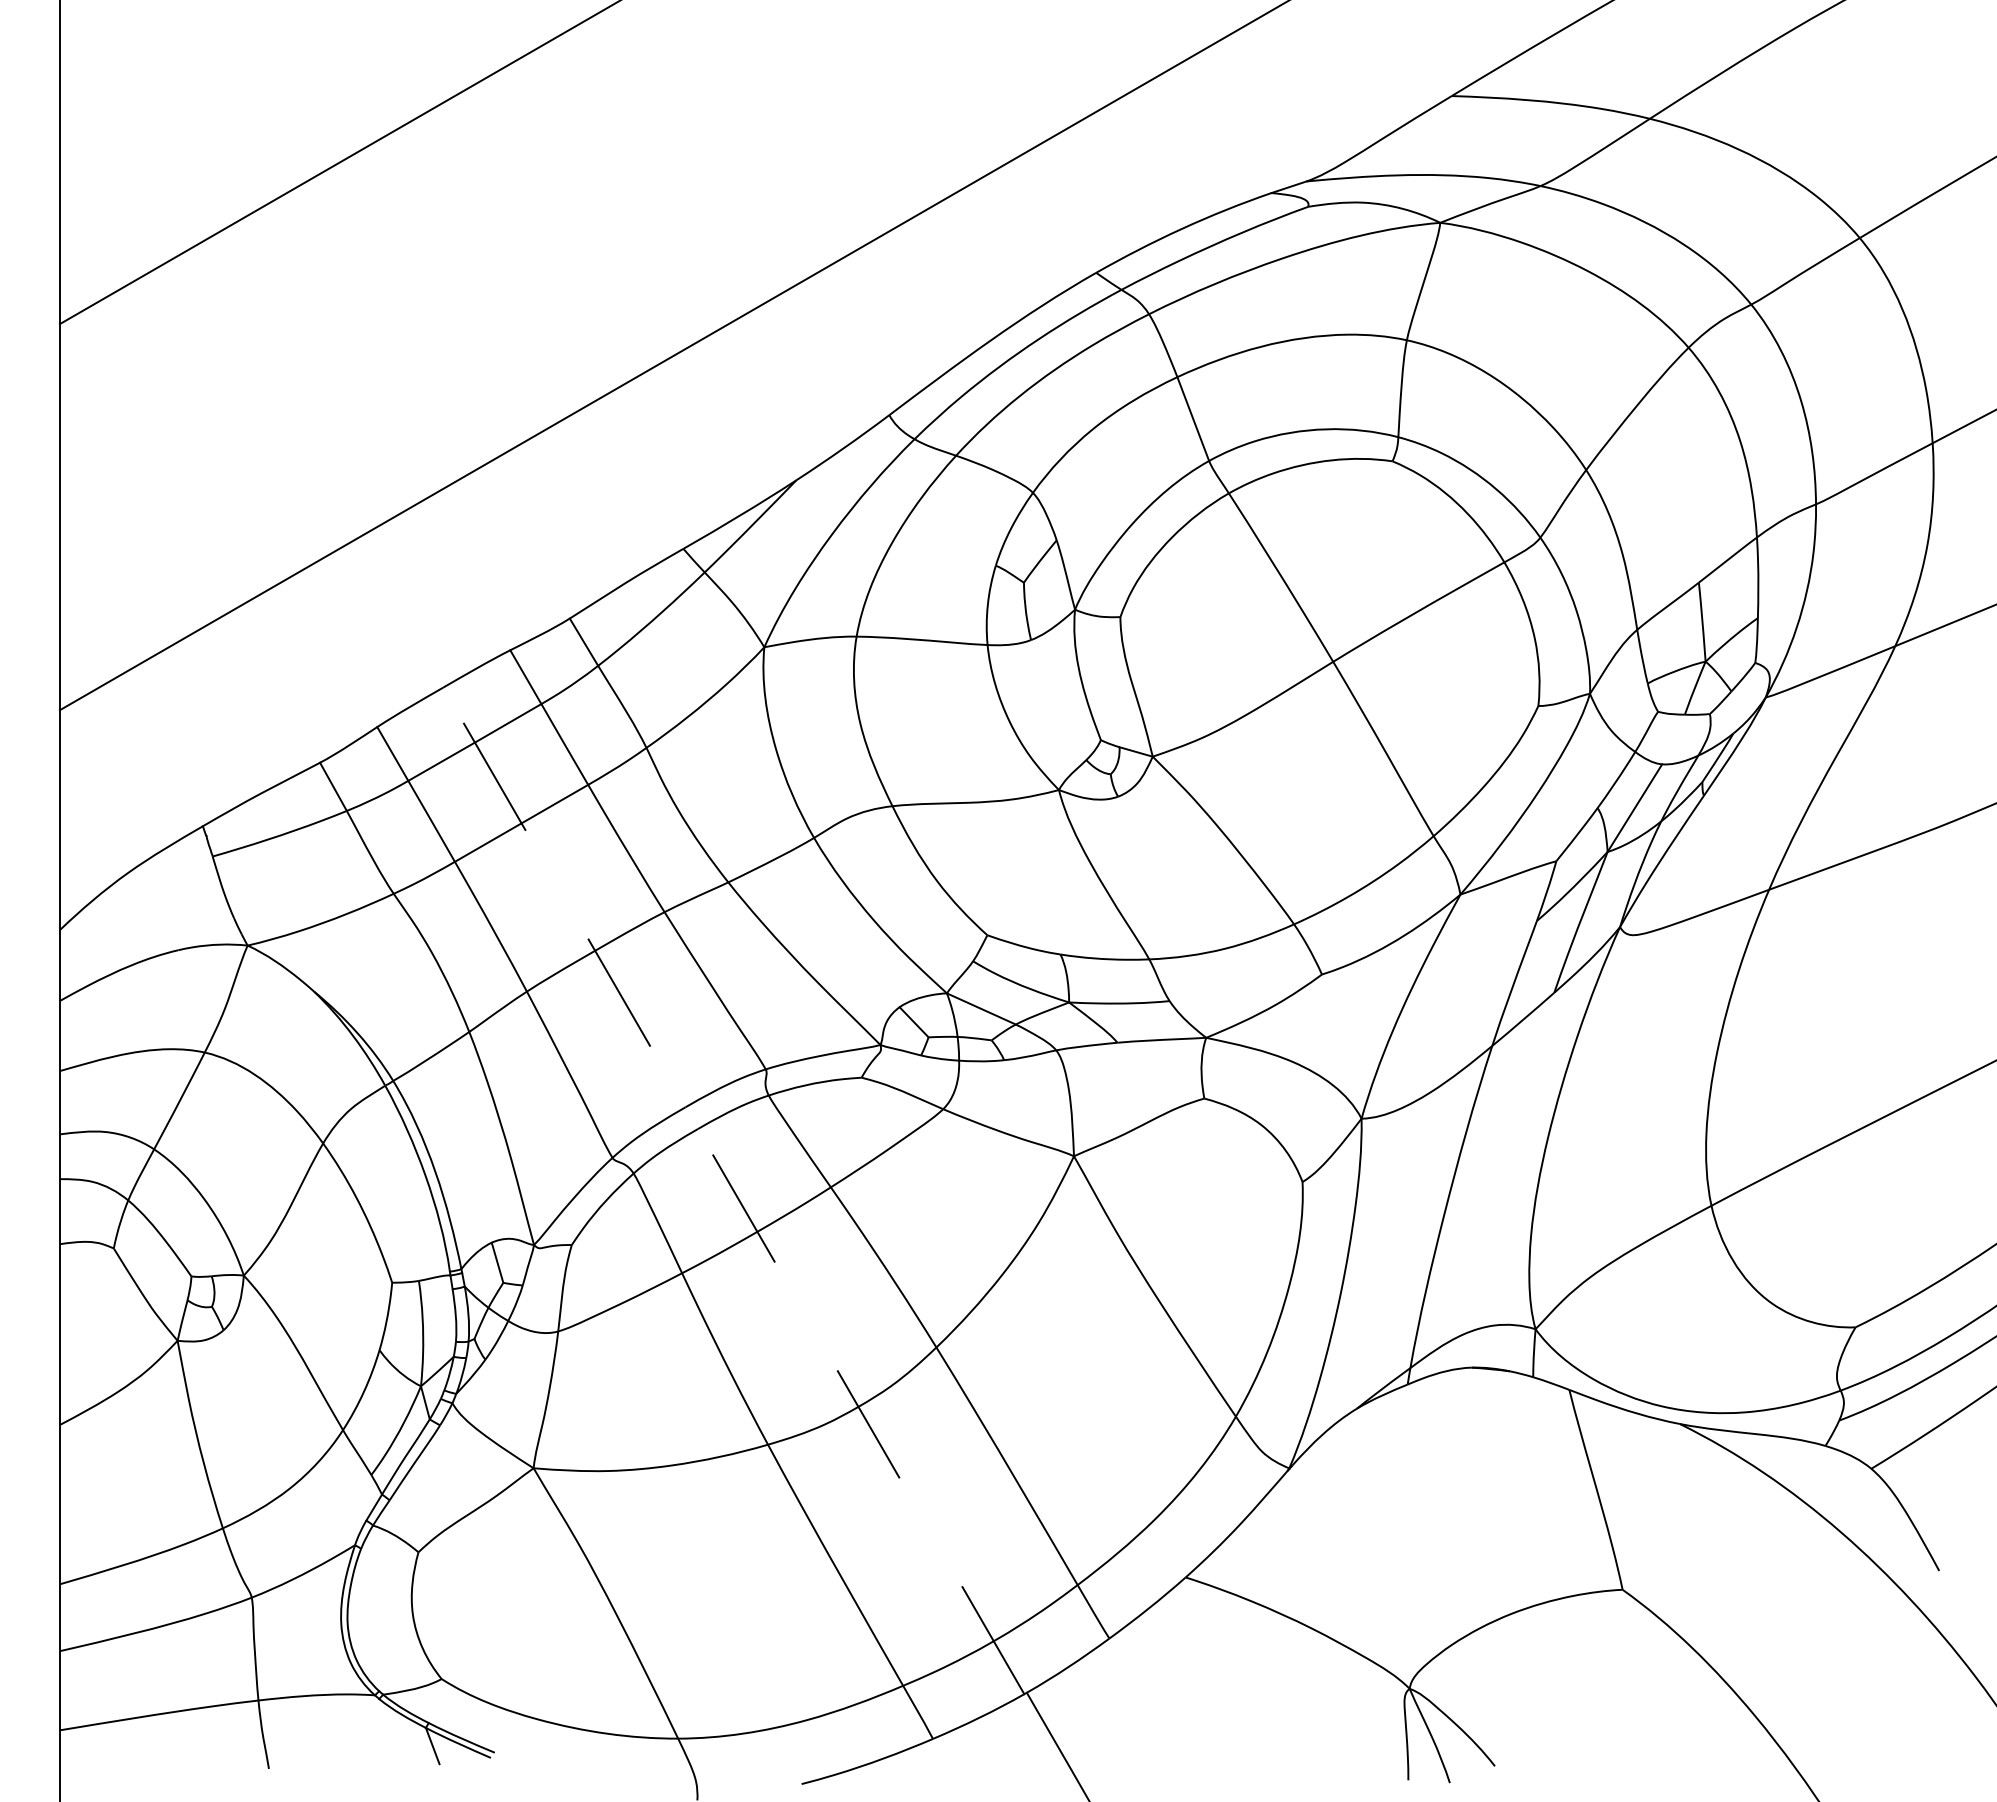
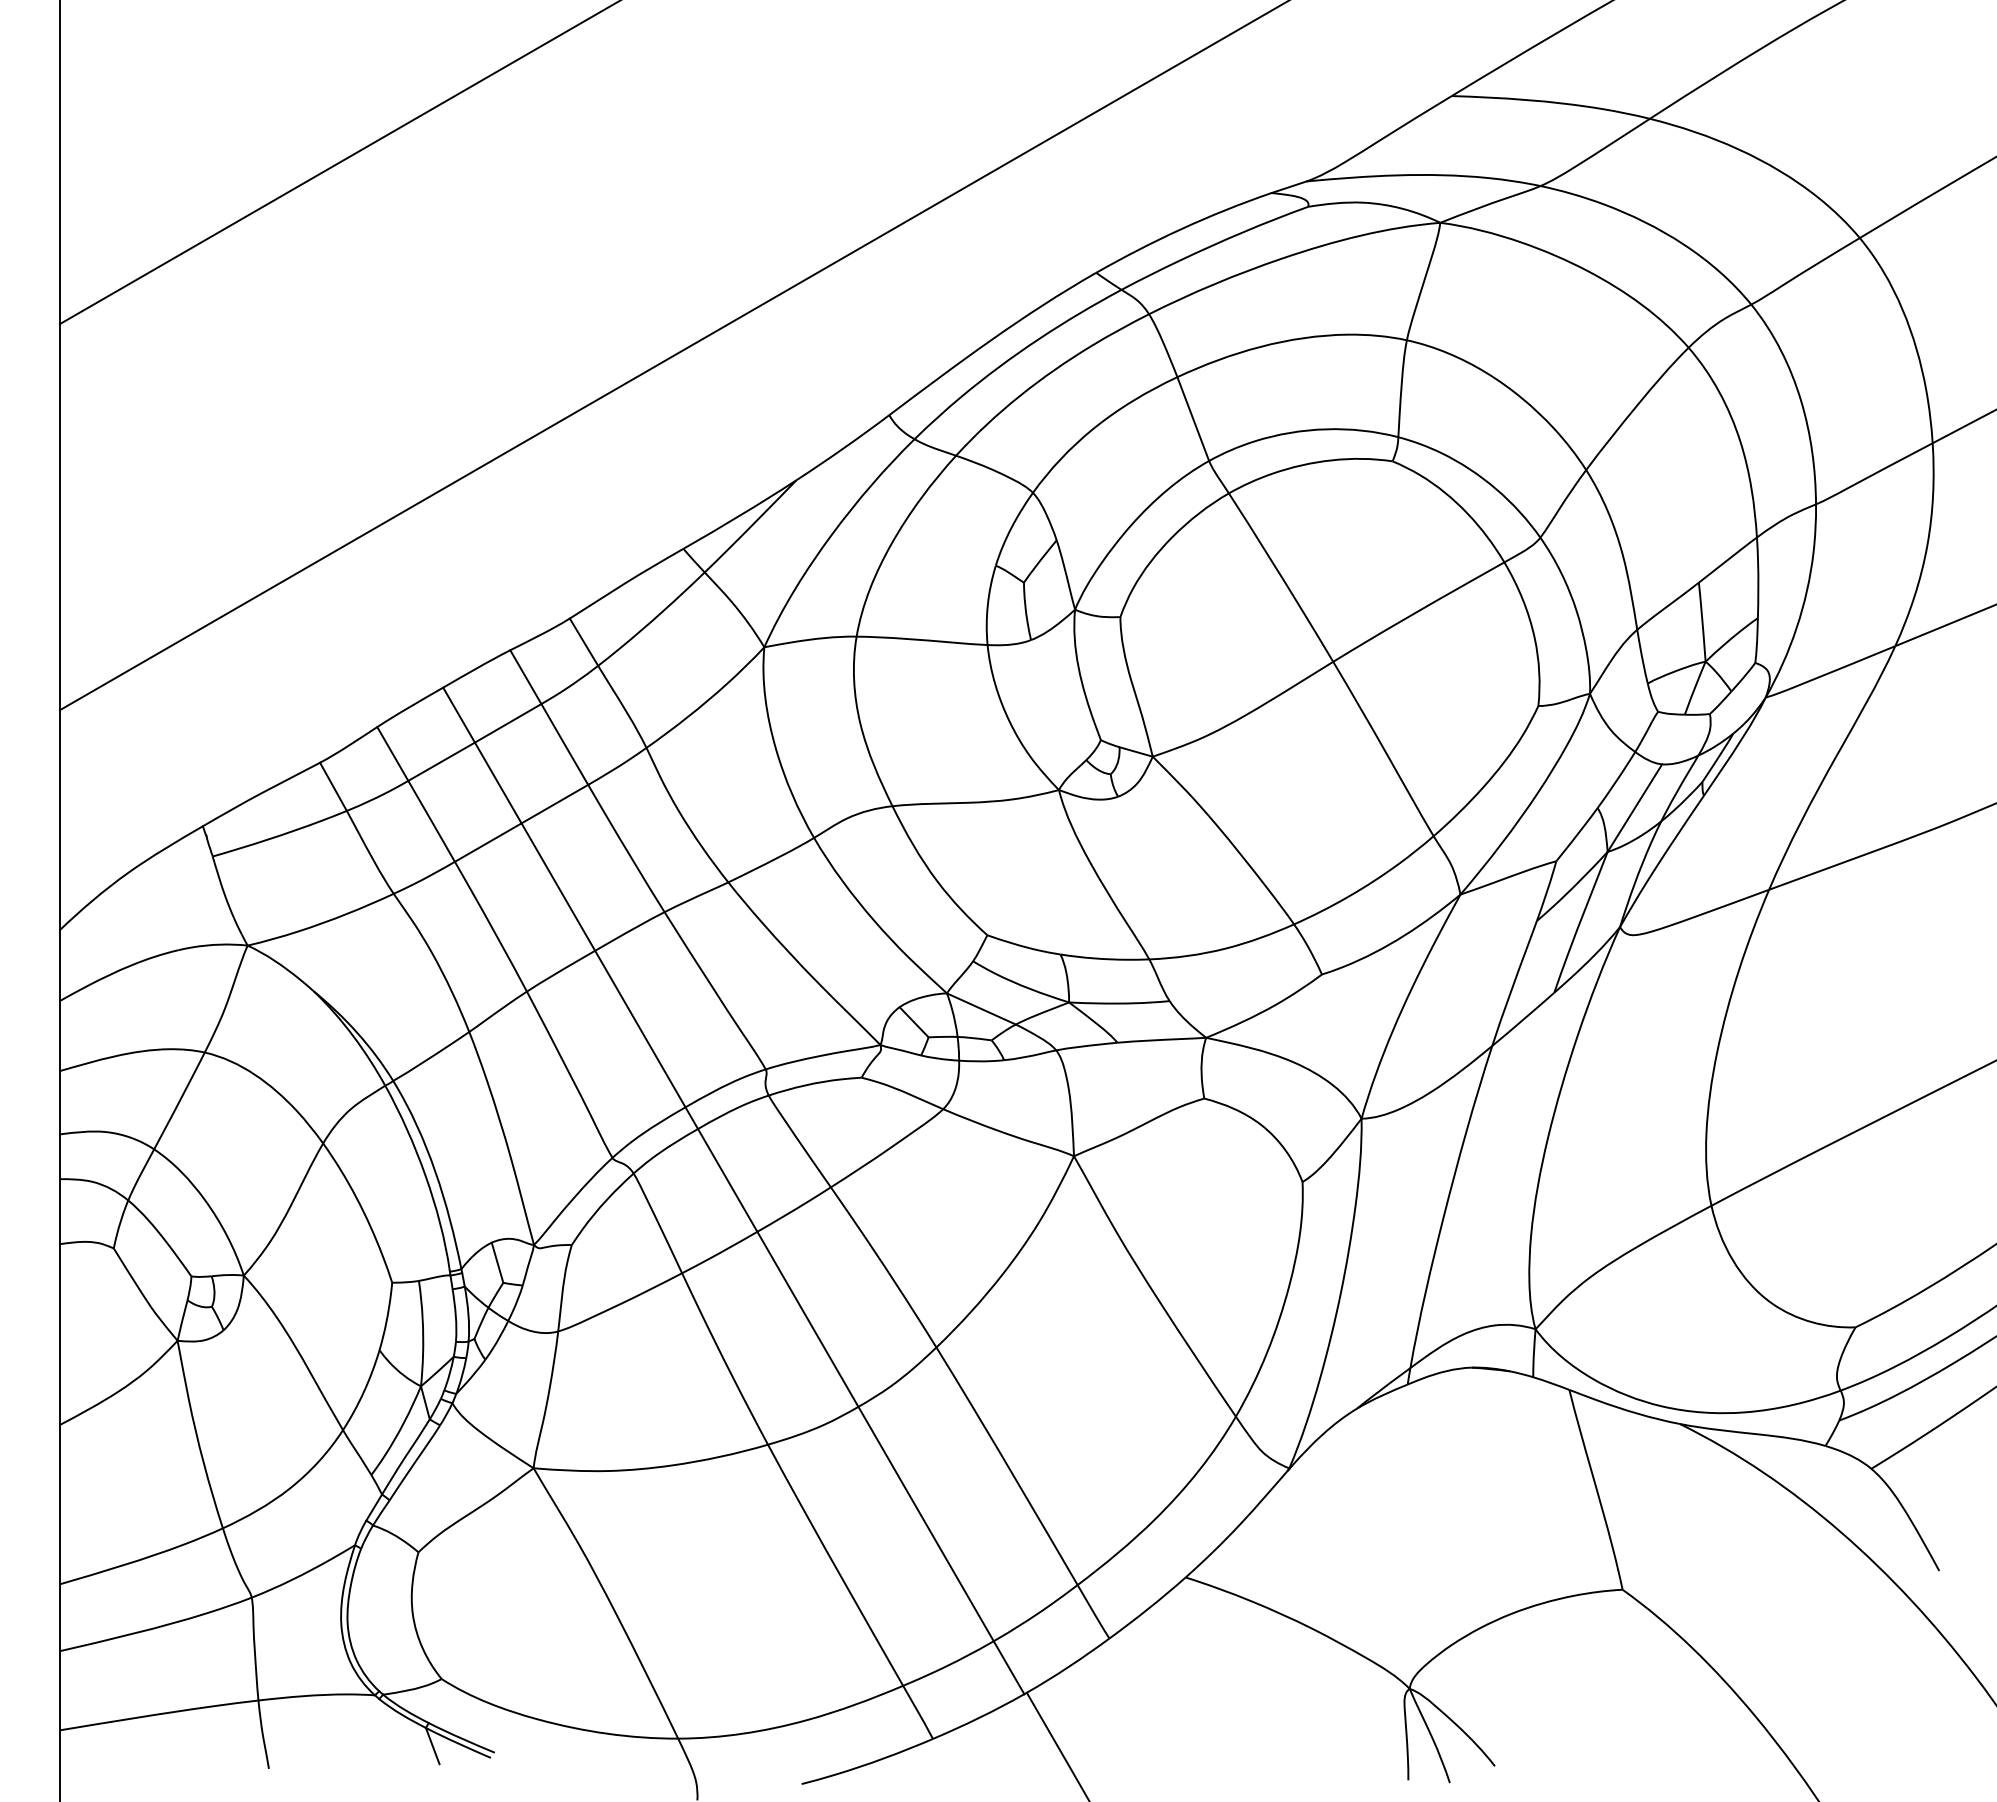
line: dashed -> solid (733, 1190)
